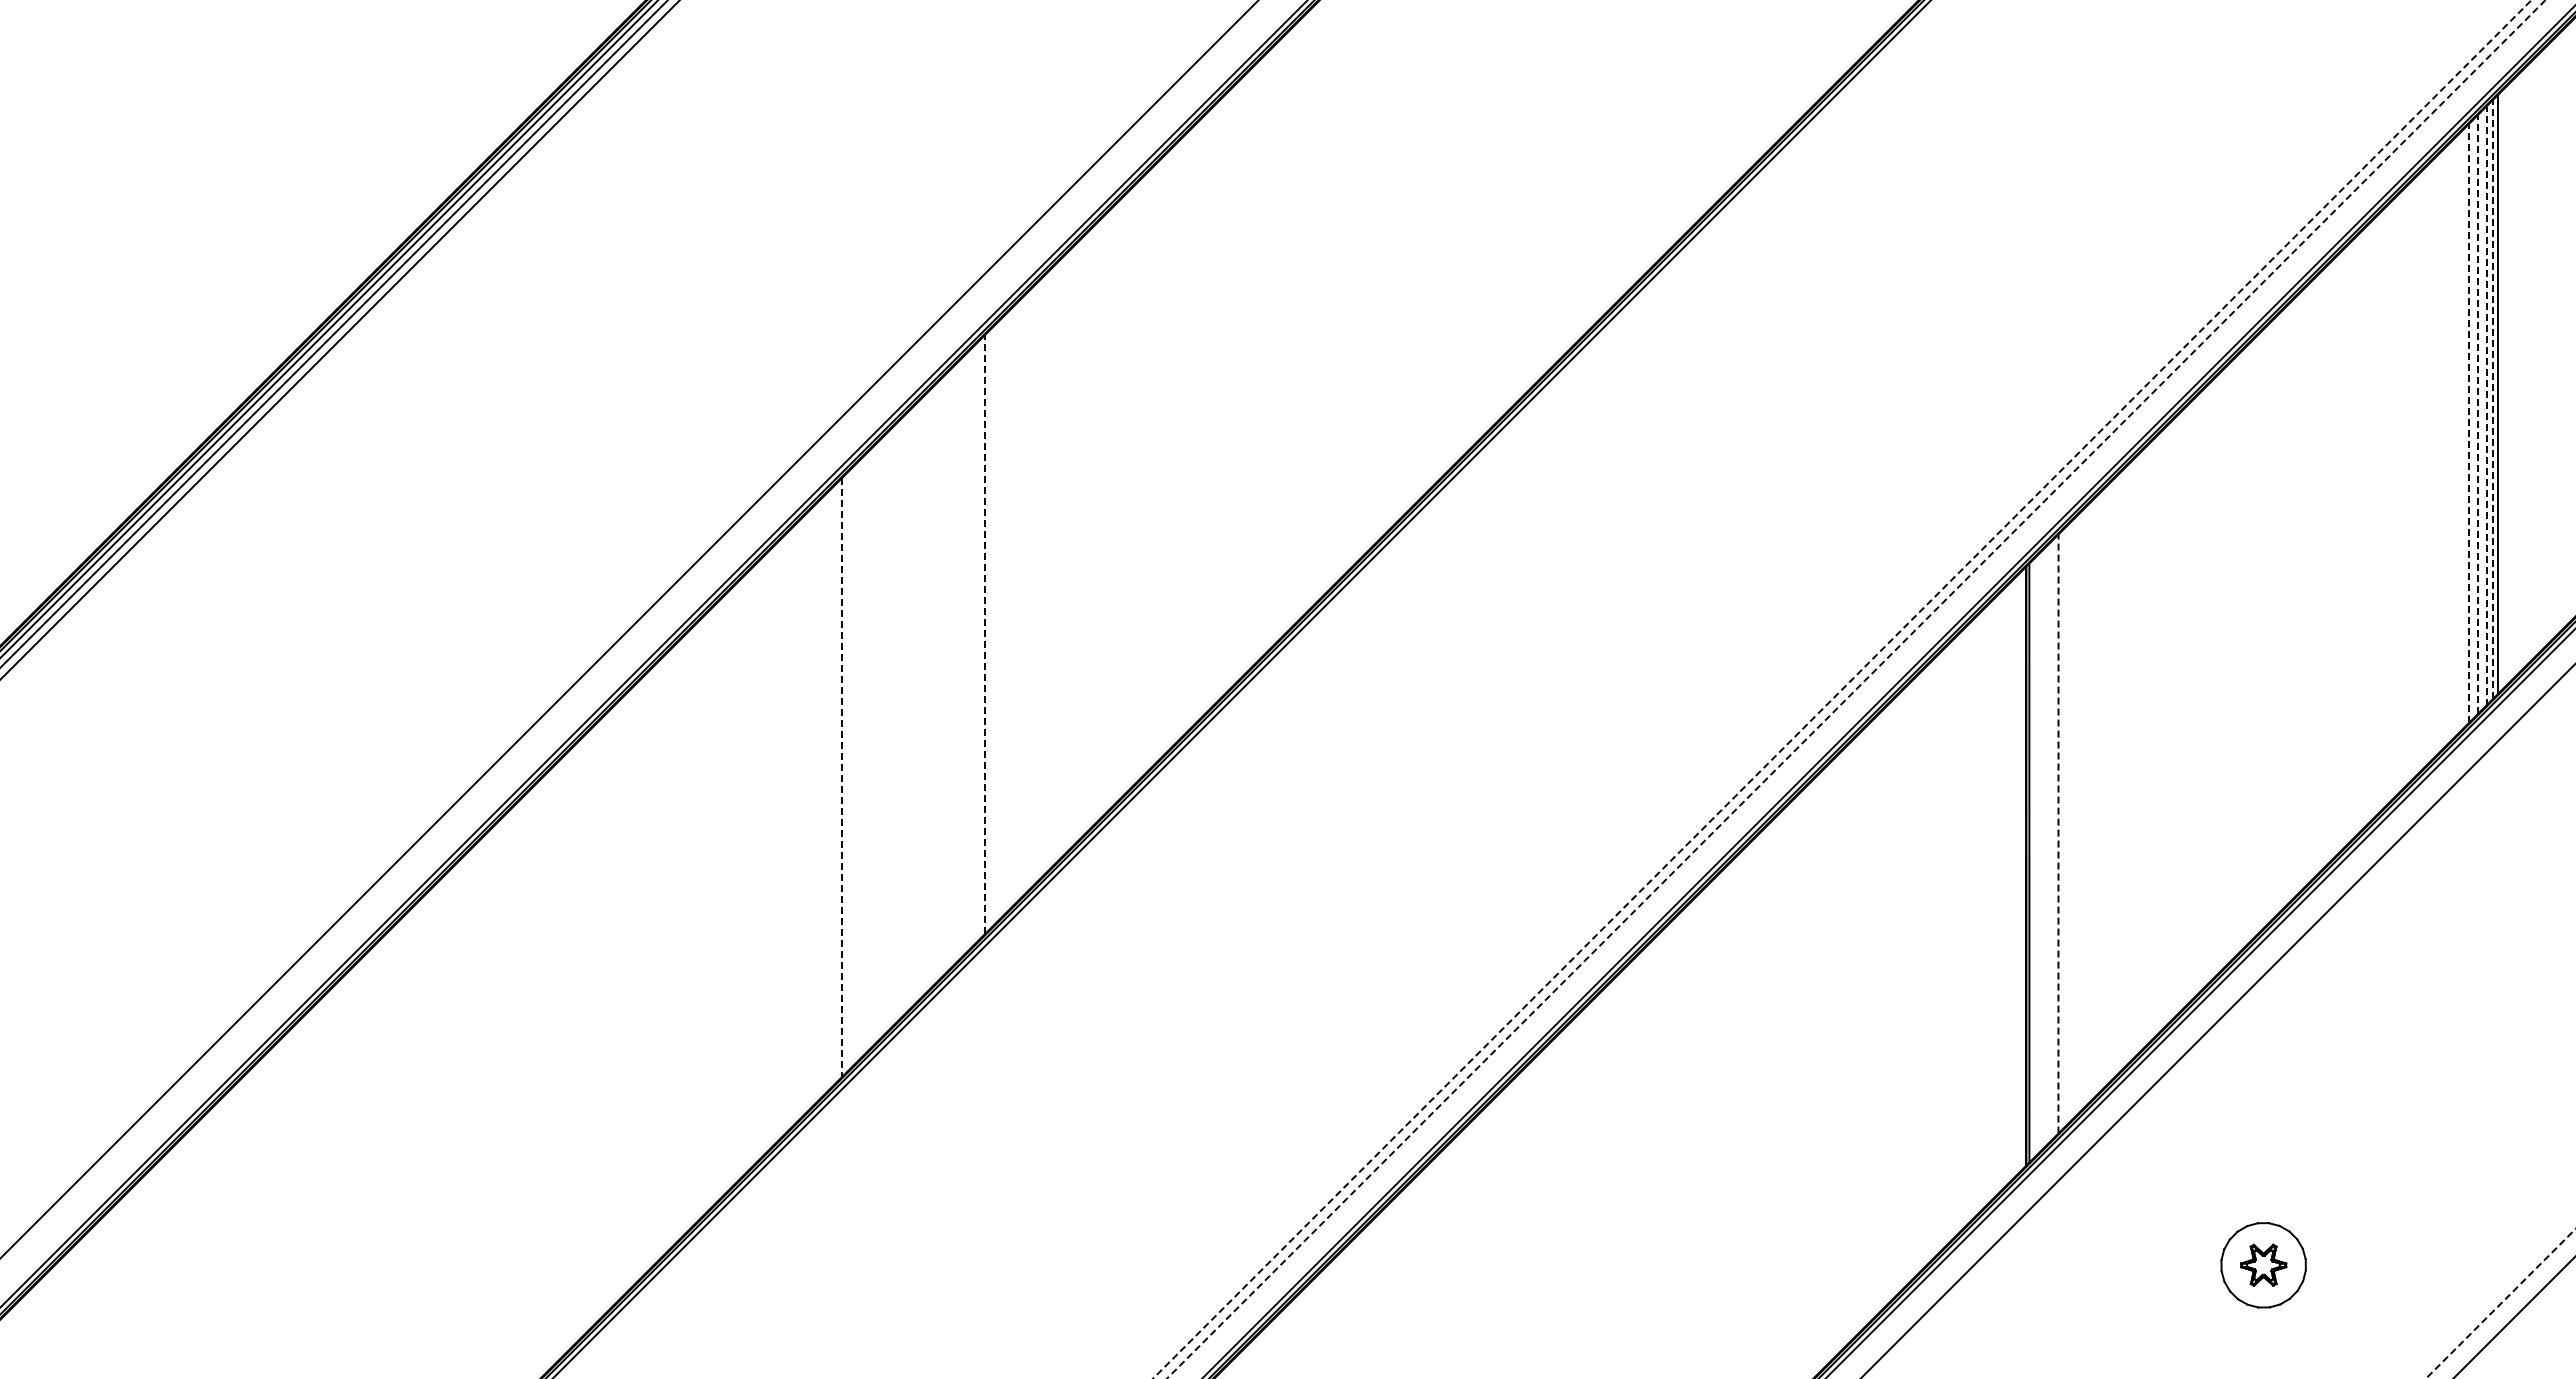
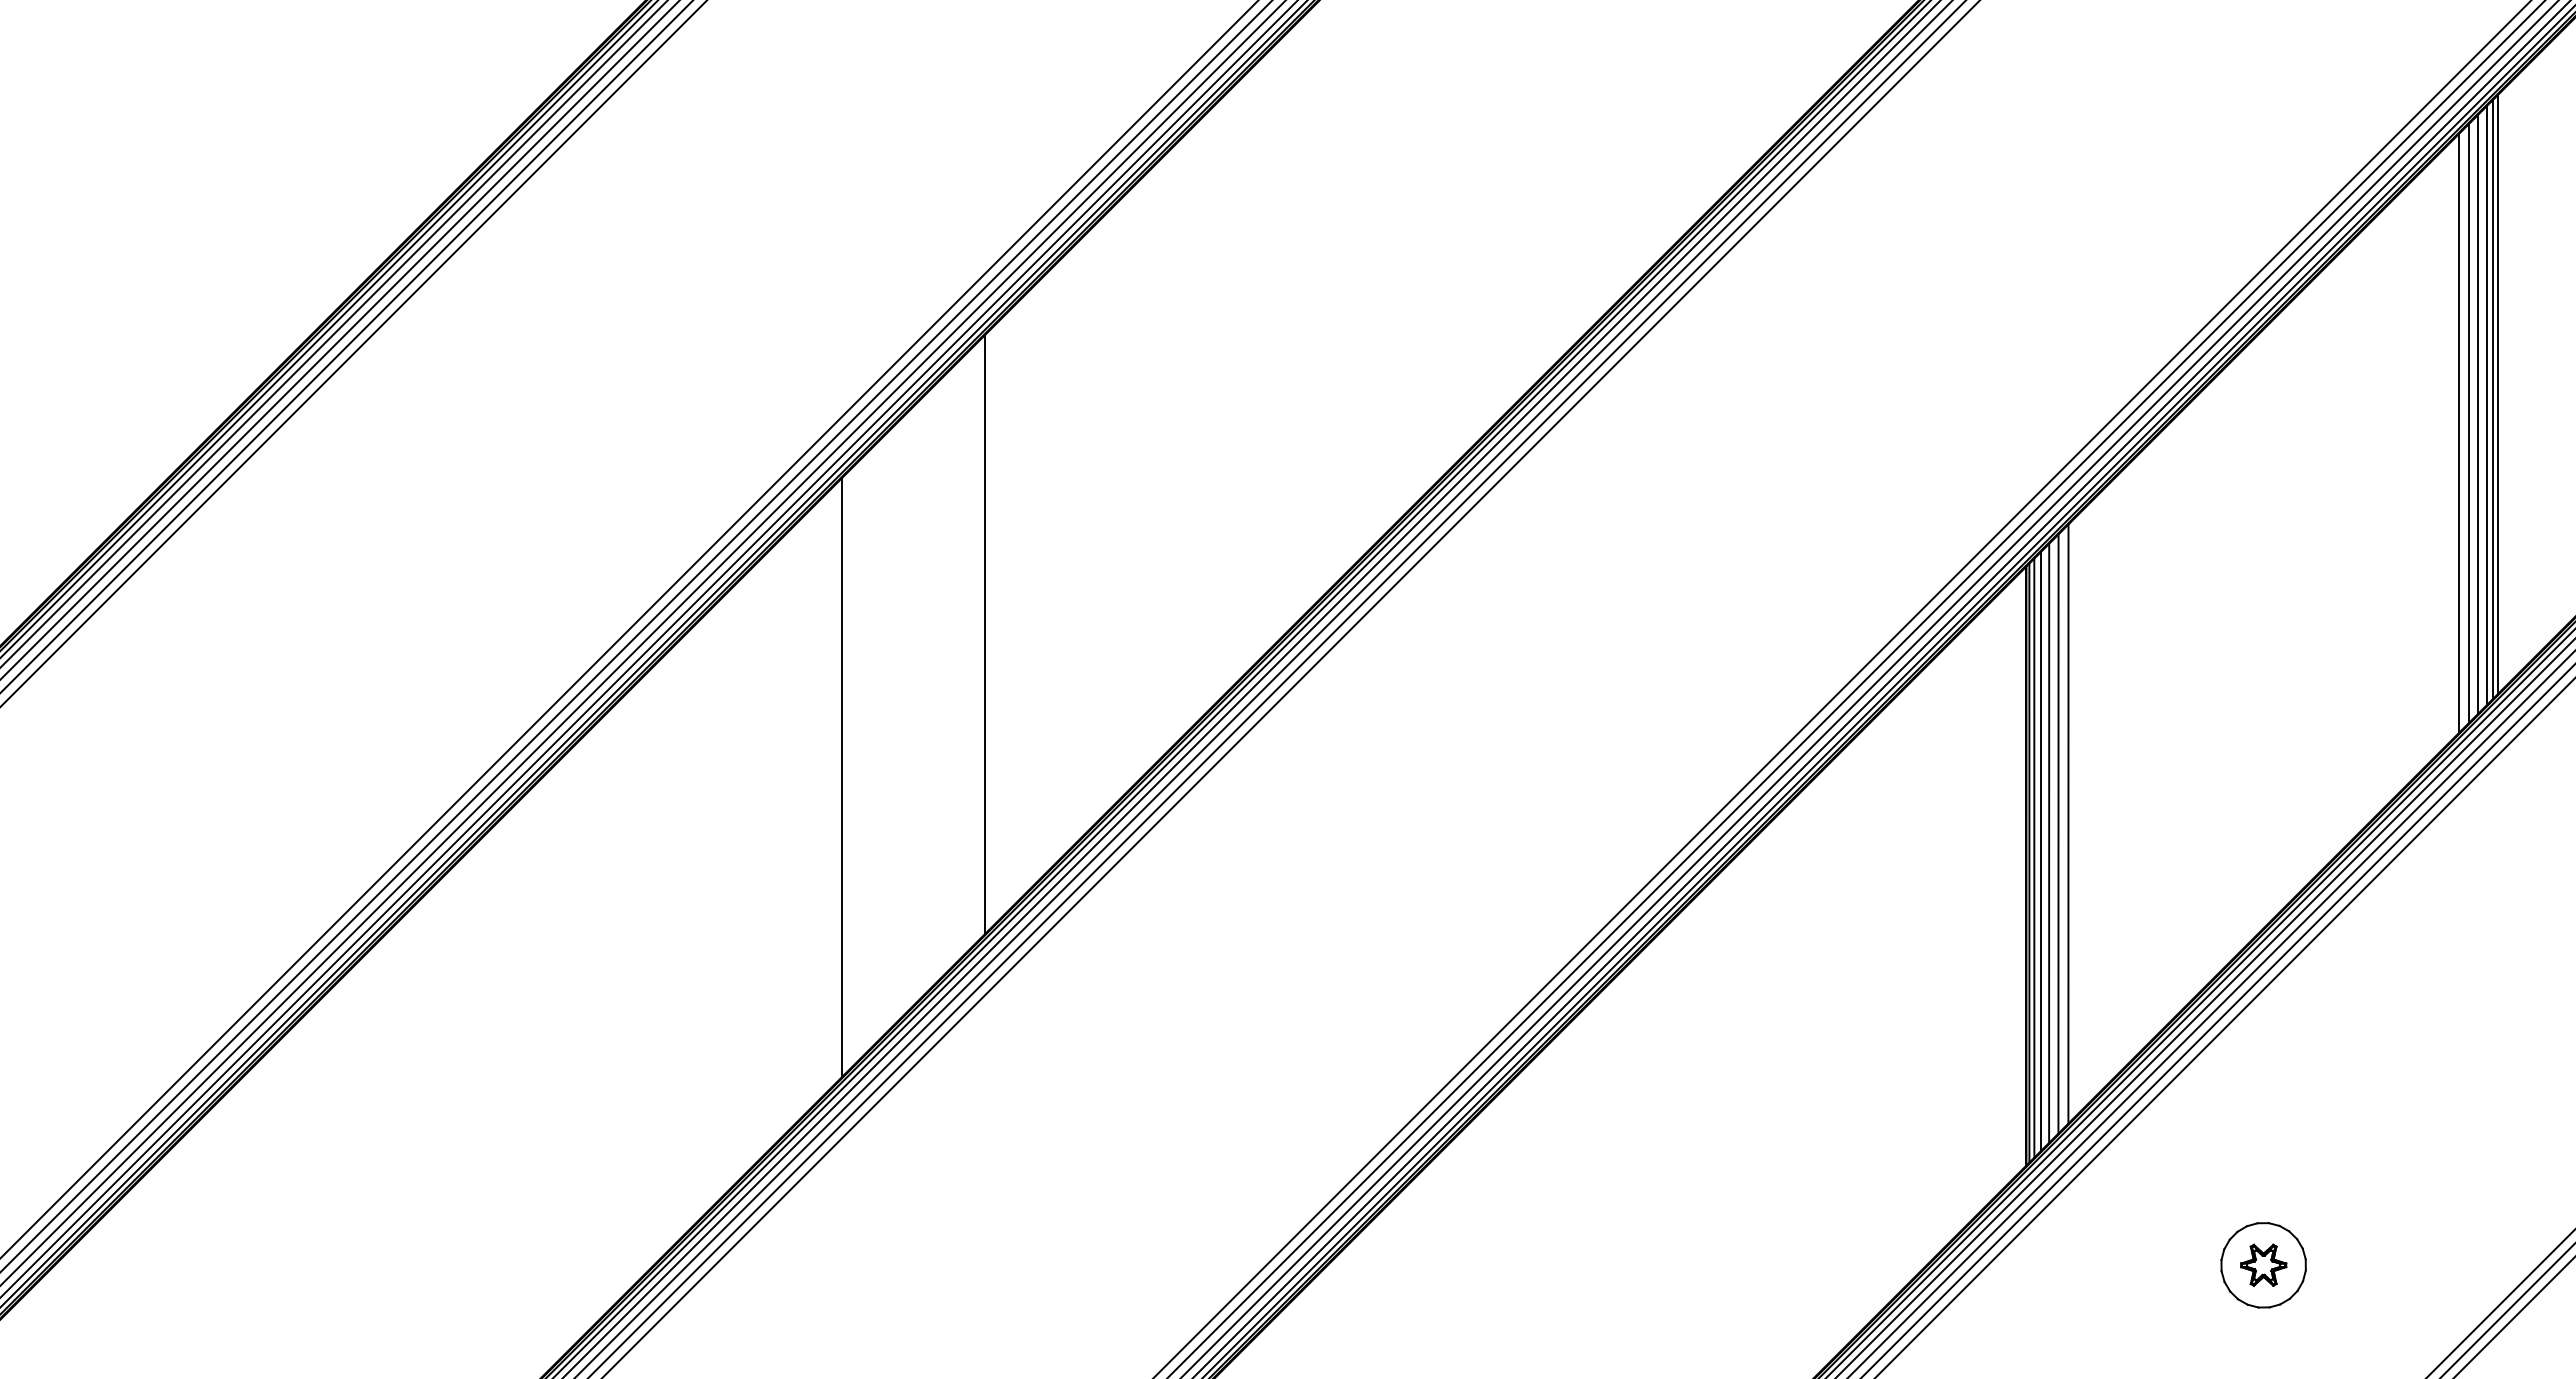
line: none -> present (346, 346)
line: none -> present (353, 353)
line: dashed -> solid (2493, 399)
line: dashed -> solid (2486, 405)
line: dashed -> solid (2478, 414)
line: dashed -> solid (2468, 423)
line: none -> present (2458, 433)
line: dashed -> solid (985, 634)
line: none -> present (636, 636)
line: none -> present (642, 643)
line: none -> present (648, 648)
line: none -> present (1251, 688)
line: none -> present (1263, 688)
line: none -> present (1276, 688)
line: none -> present (1290, 688)
line: none -> present (1869, 688)
line: none -> present (1881, 688)
line: dashed -> solid (1842, 689)
line: dashed -> solid (1856, 689)
line: dashed -> solid (842, 777)
line: none -> present (2068, 823)
line: dashed -> solid (2058, 834)
line: none -> present (2049, 842)
line: none -> present (2041, 851)
line: none -> present (2034, 857)
line: none -> present (2205, 1008)
line: none -> present (2211, 1014)
line: none -> present (2224, 1027)
line: dashed -> solid (2501, 1303)
line: none -> present (2507, 1310)
